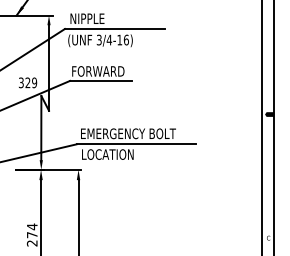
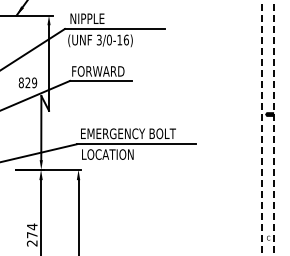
text: 3/4-16) -> 3/0-16) (109, 39)
text: 329 -> 829 (20, 82)
line: solid -> dashed (274, 127)
line: solid -> dashed (262, 128)
